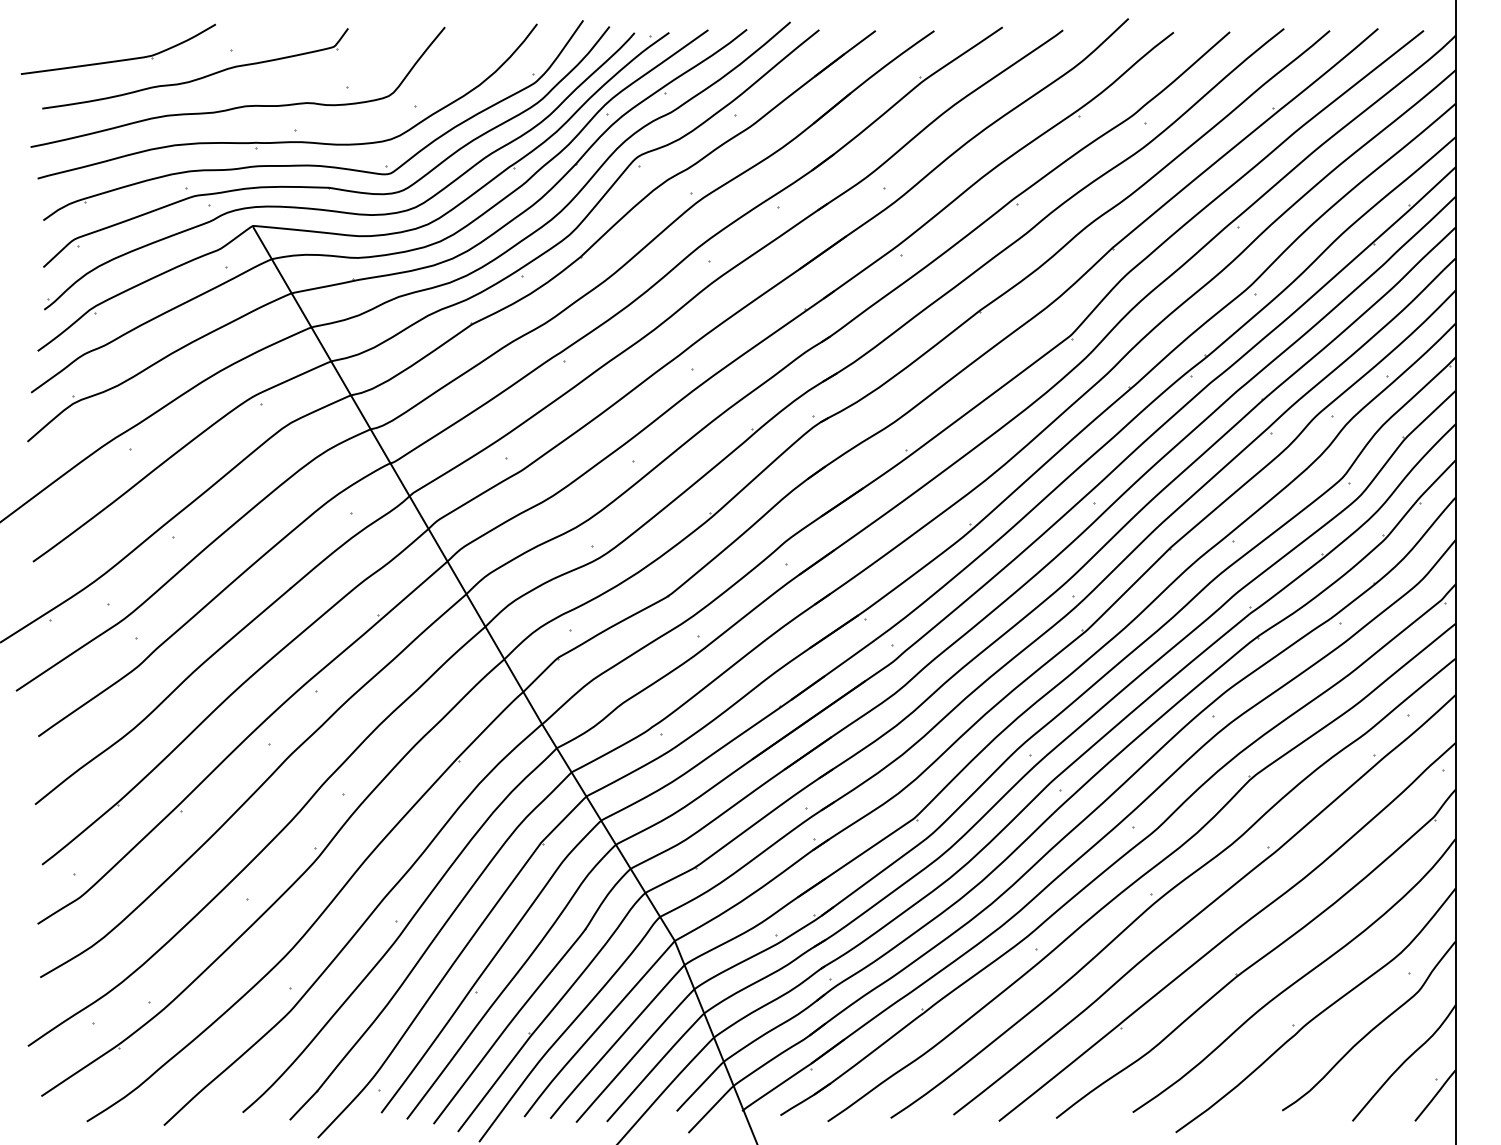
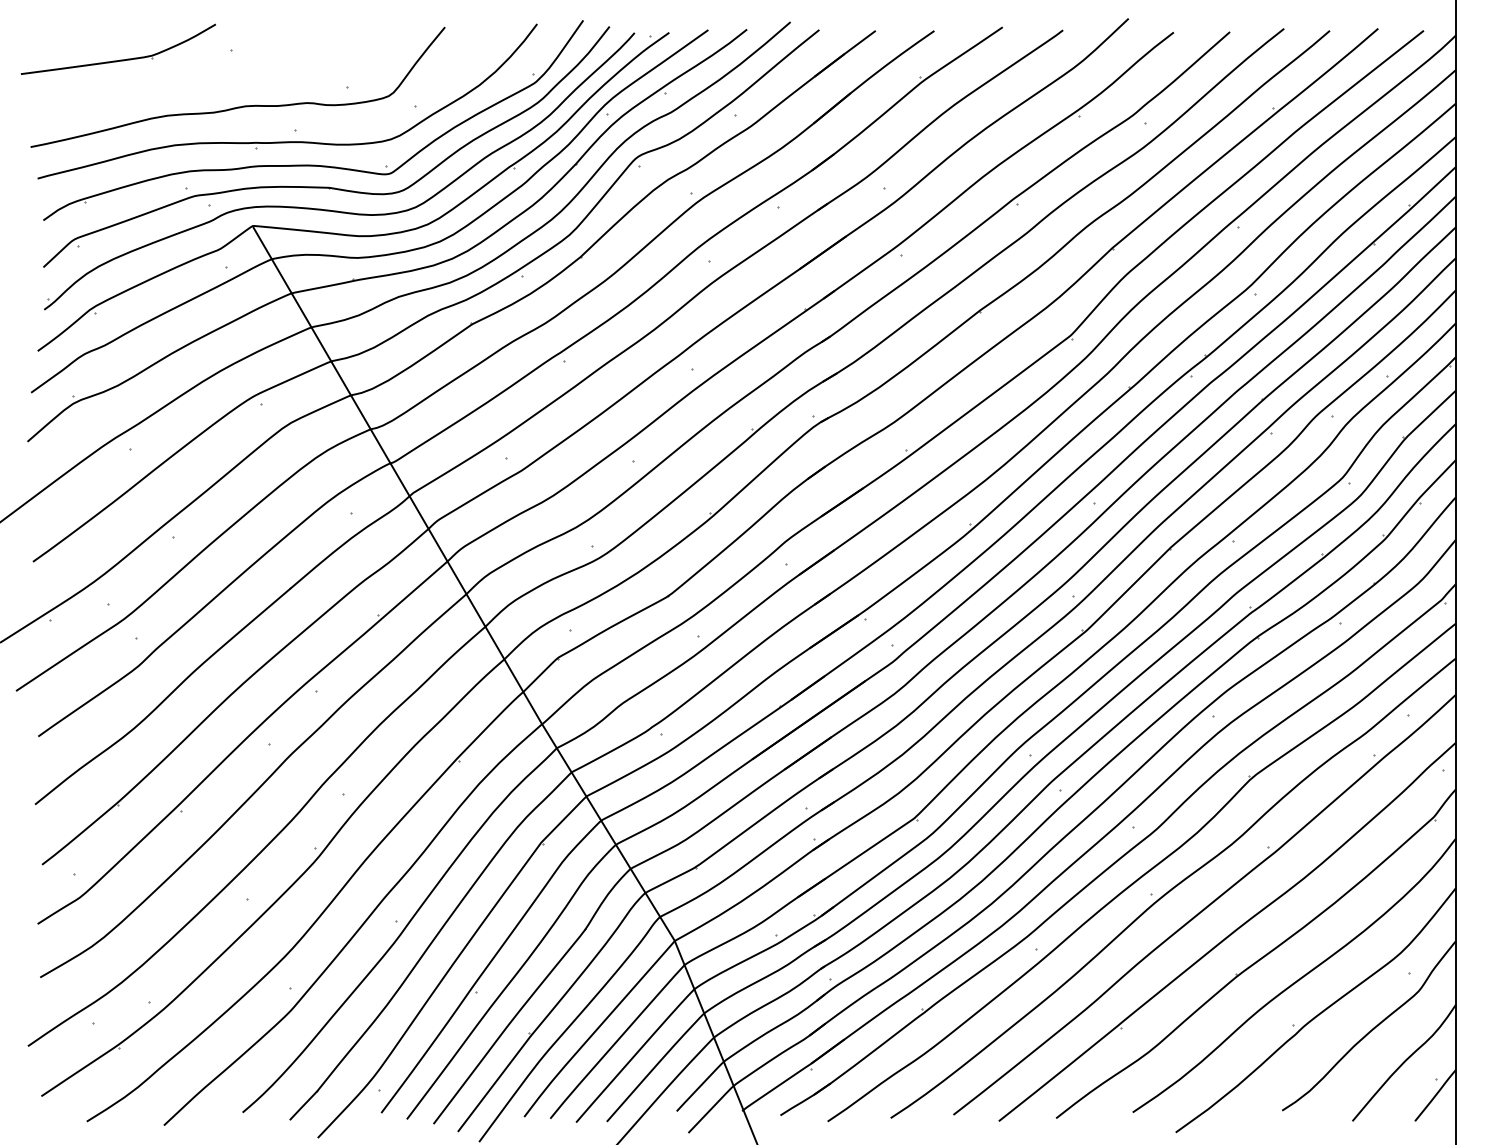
part: present -> none (199, 77)
